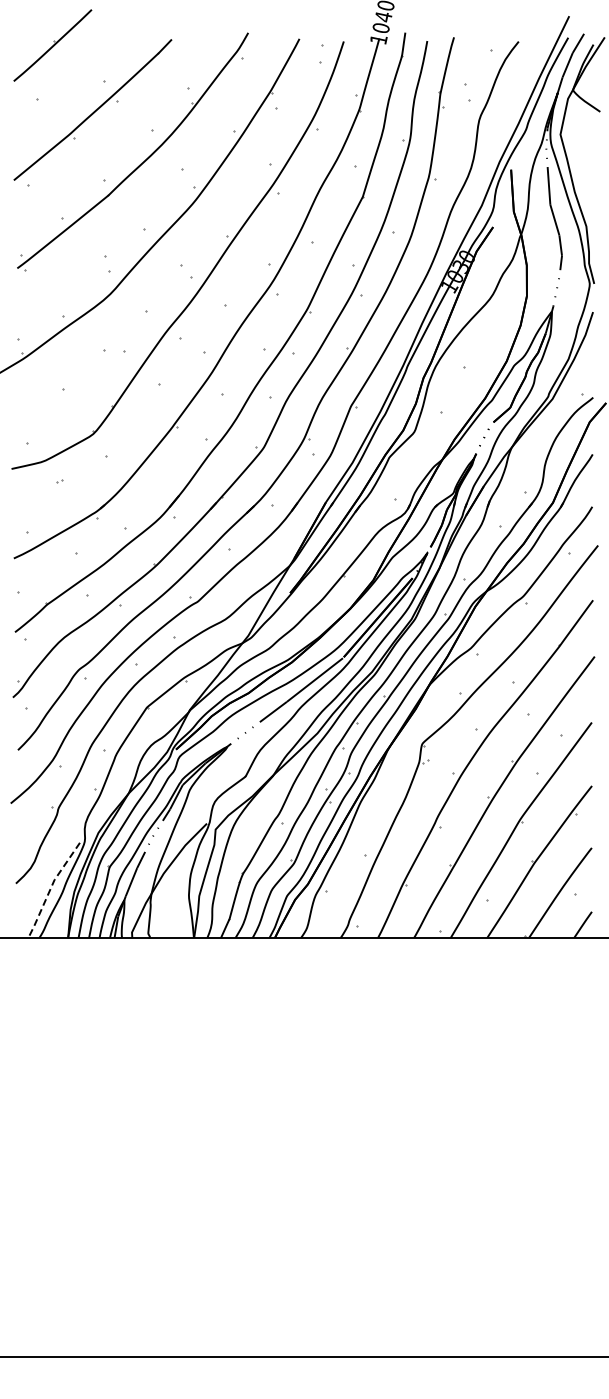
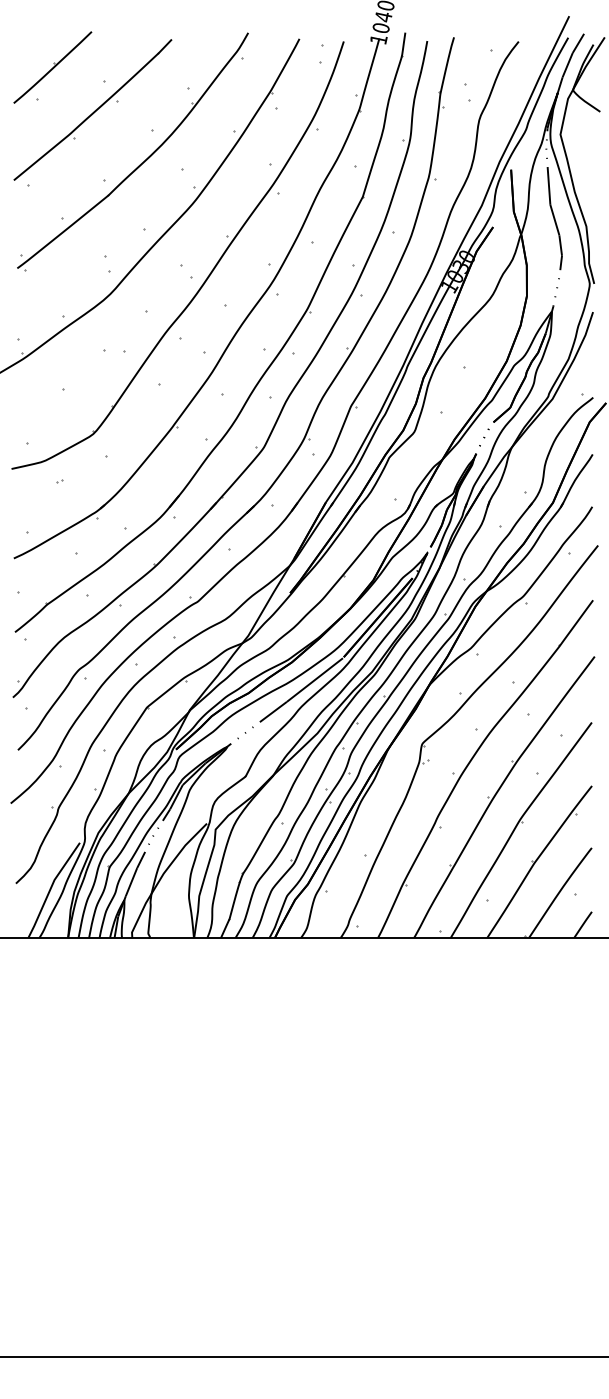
part position: (52, 45) -> (52, 67) (52, 67)
line: dashed -> solid (50, 889)
